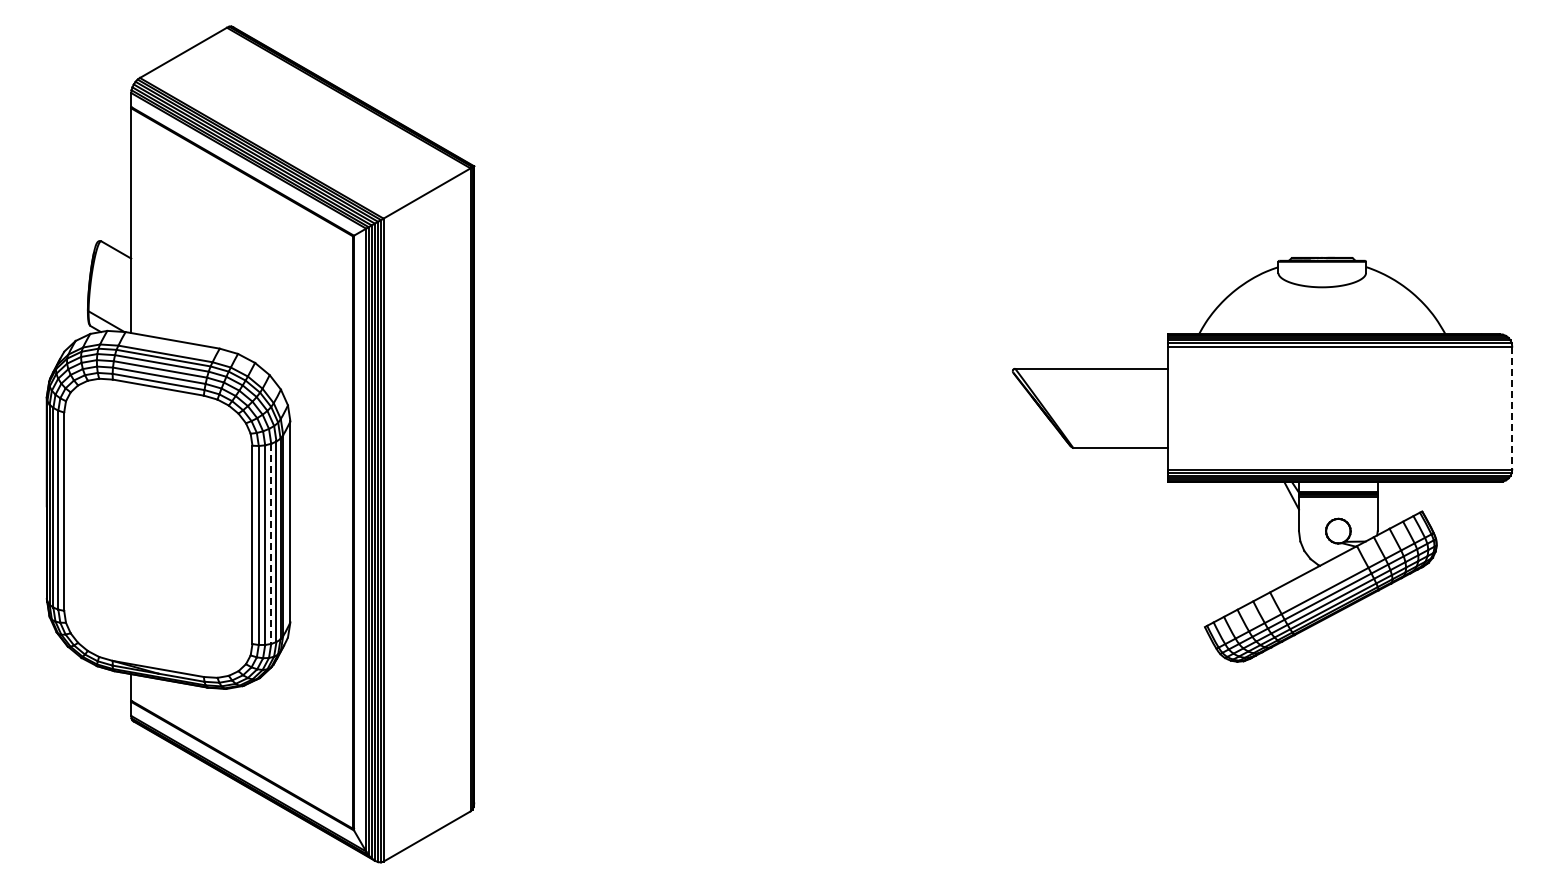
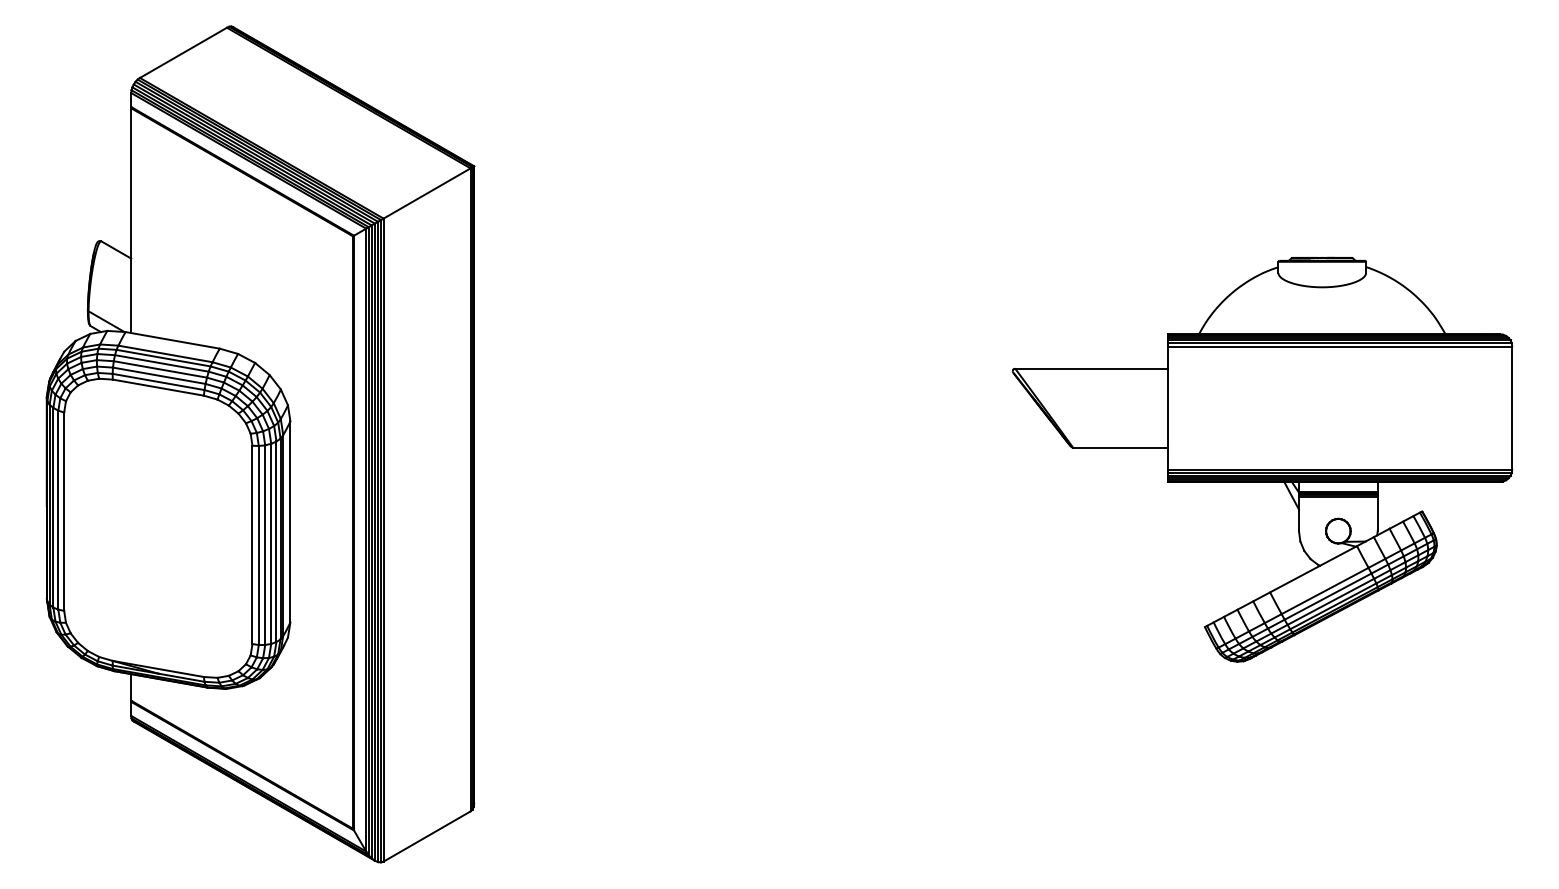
line: dashed -> solid (1512, 408)
line: dashed -> solid (271, 544)
